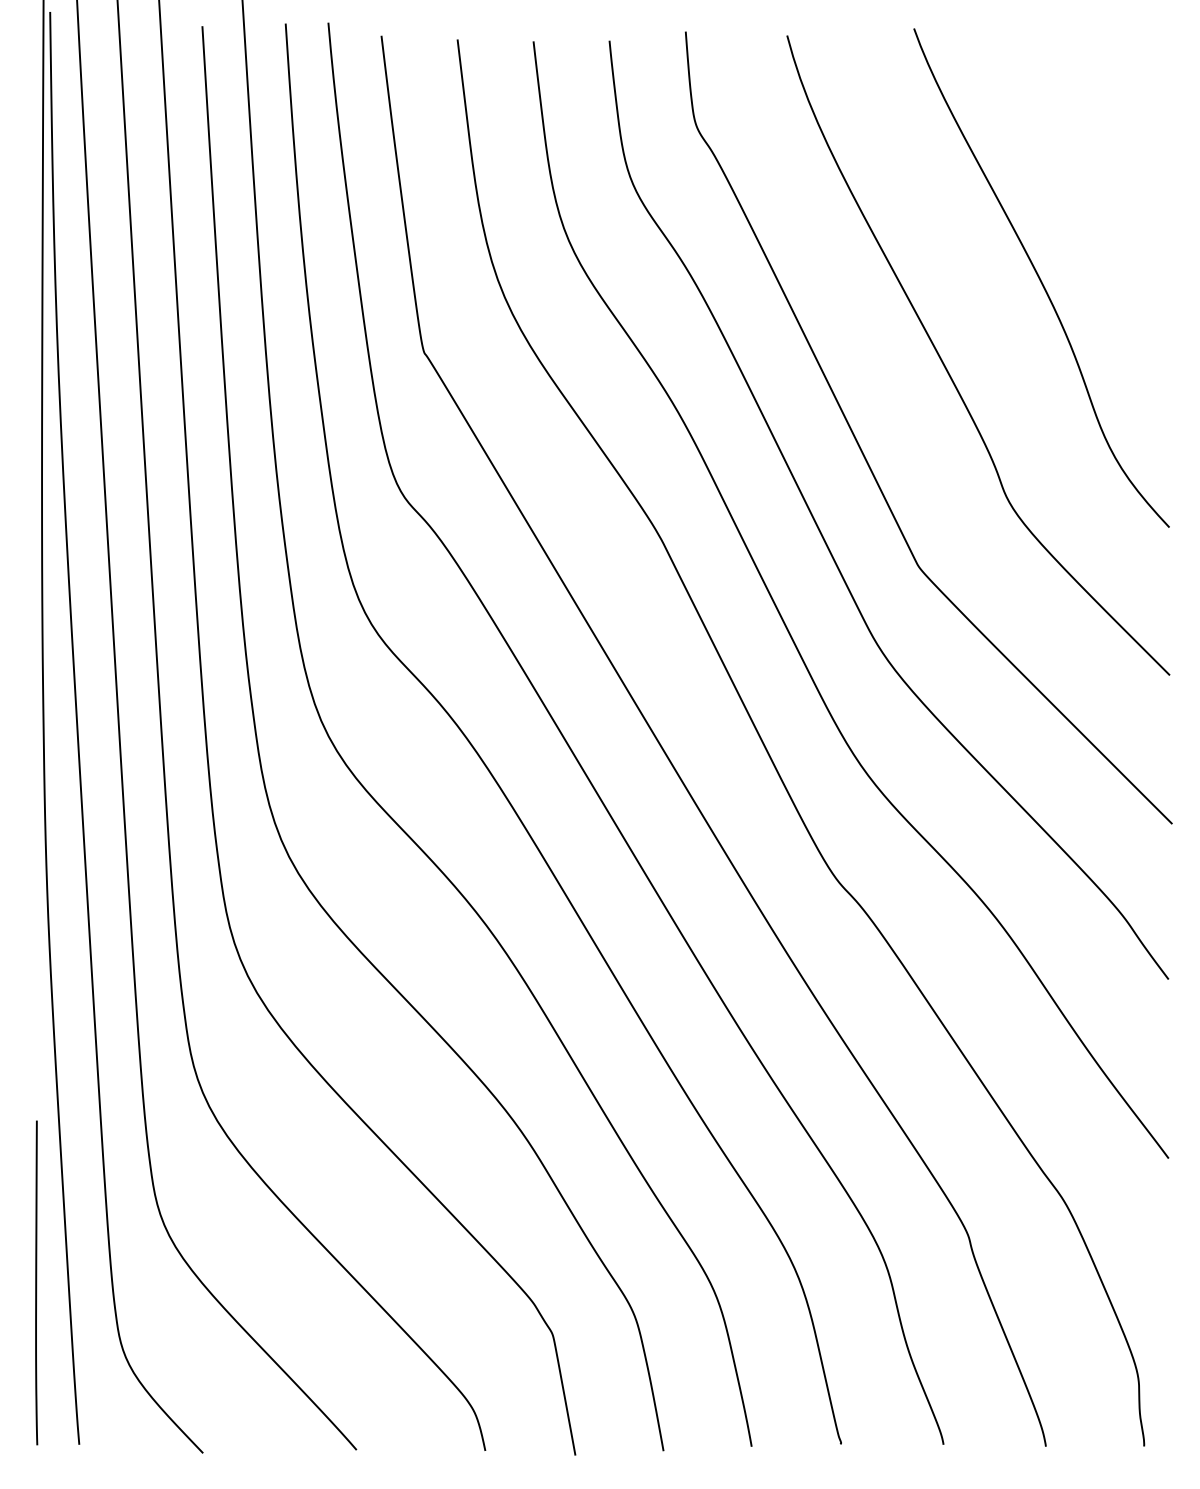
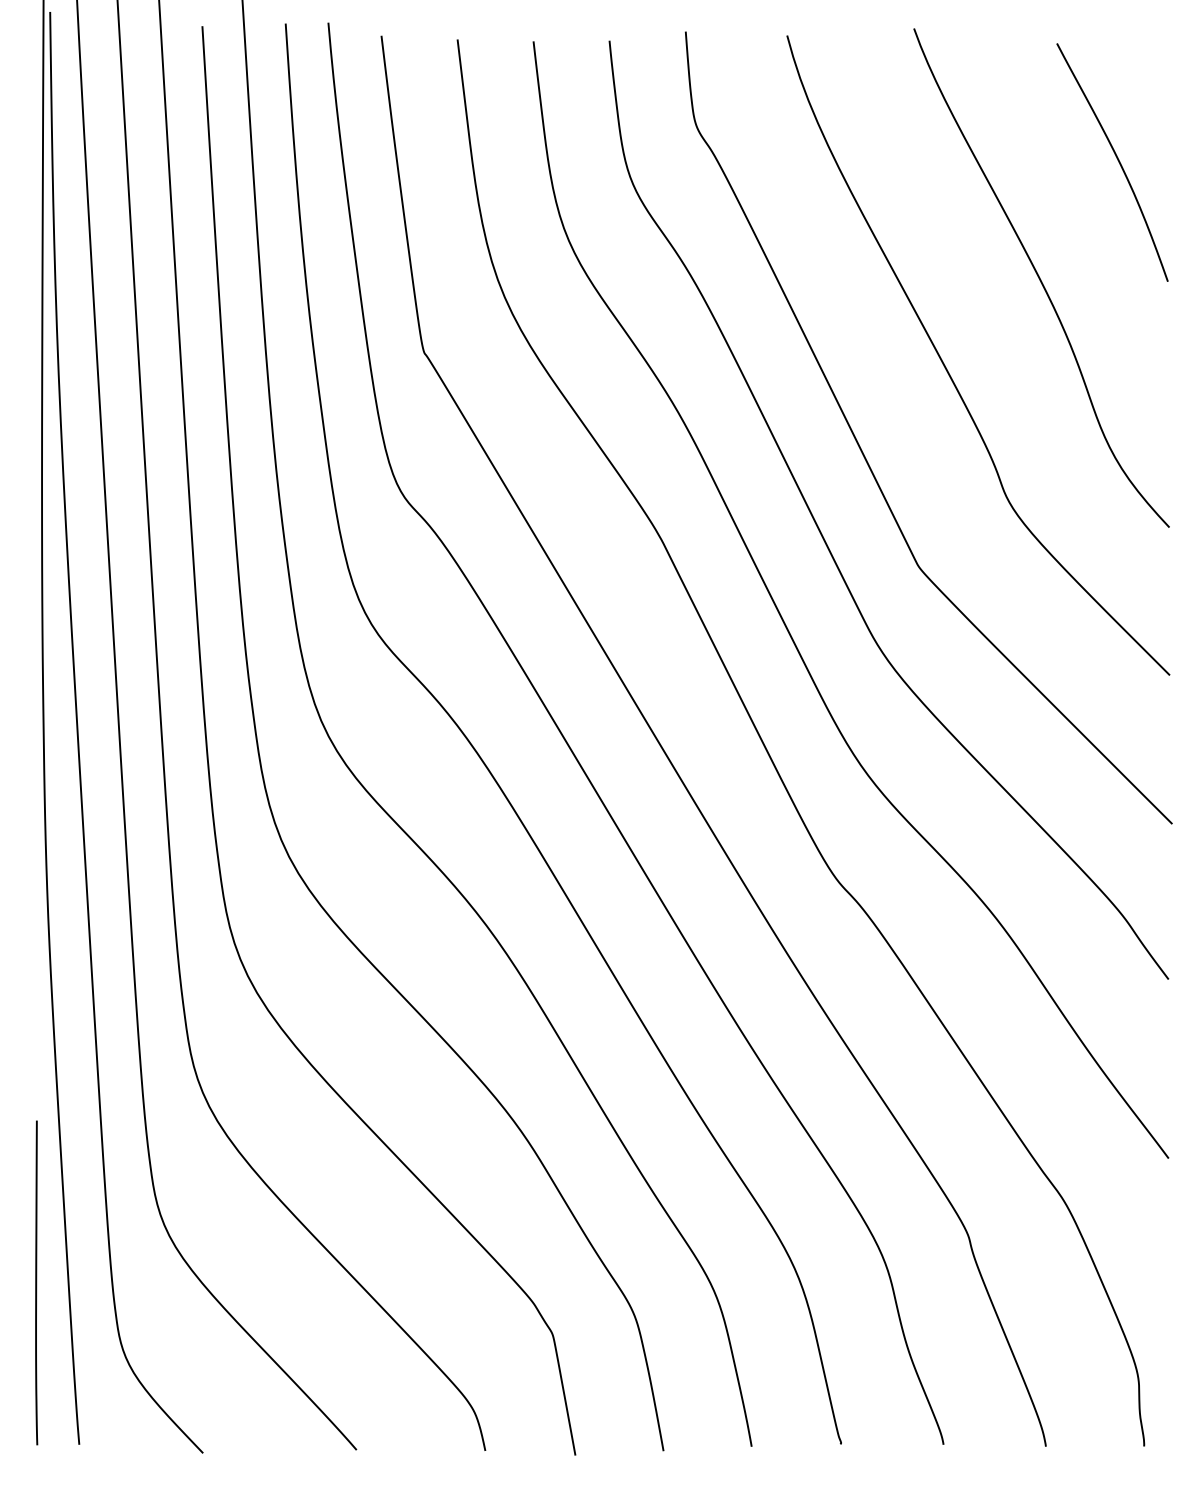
curve: none -> present (1117, 160)
